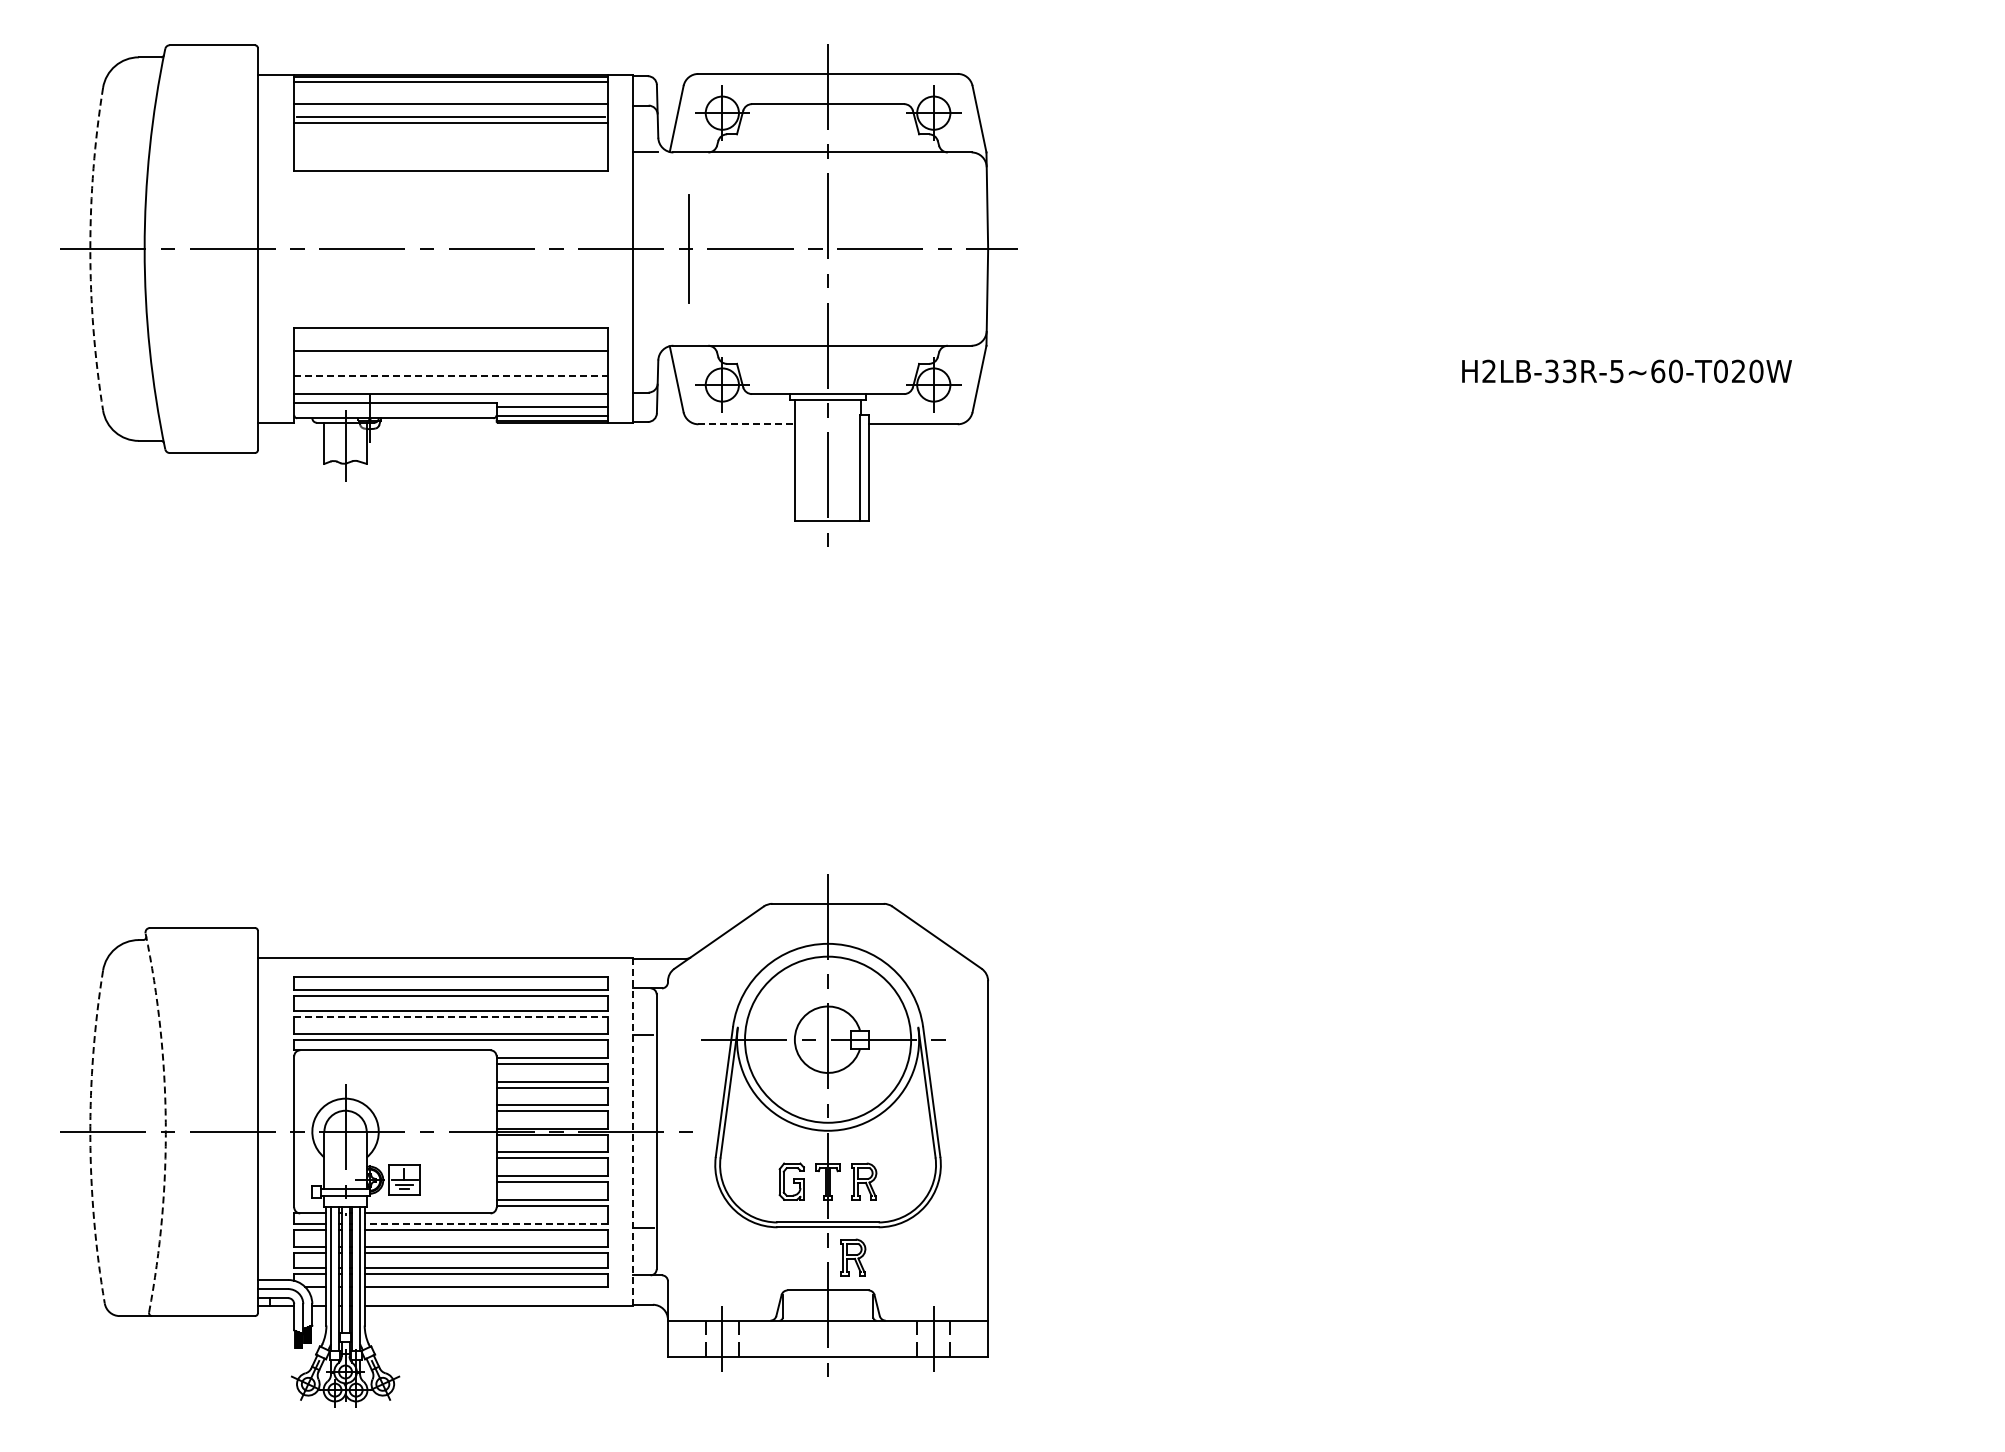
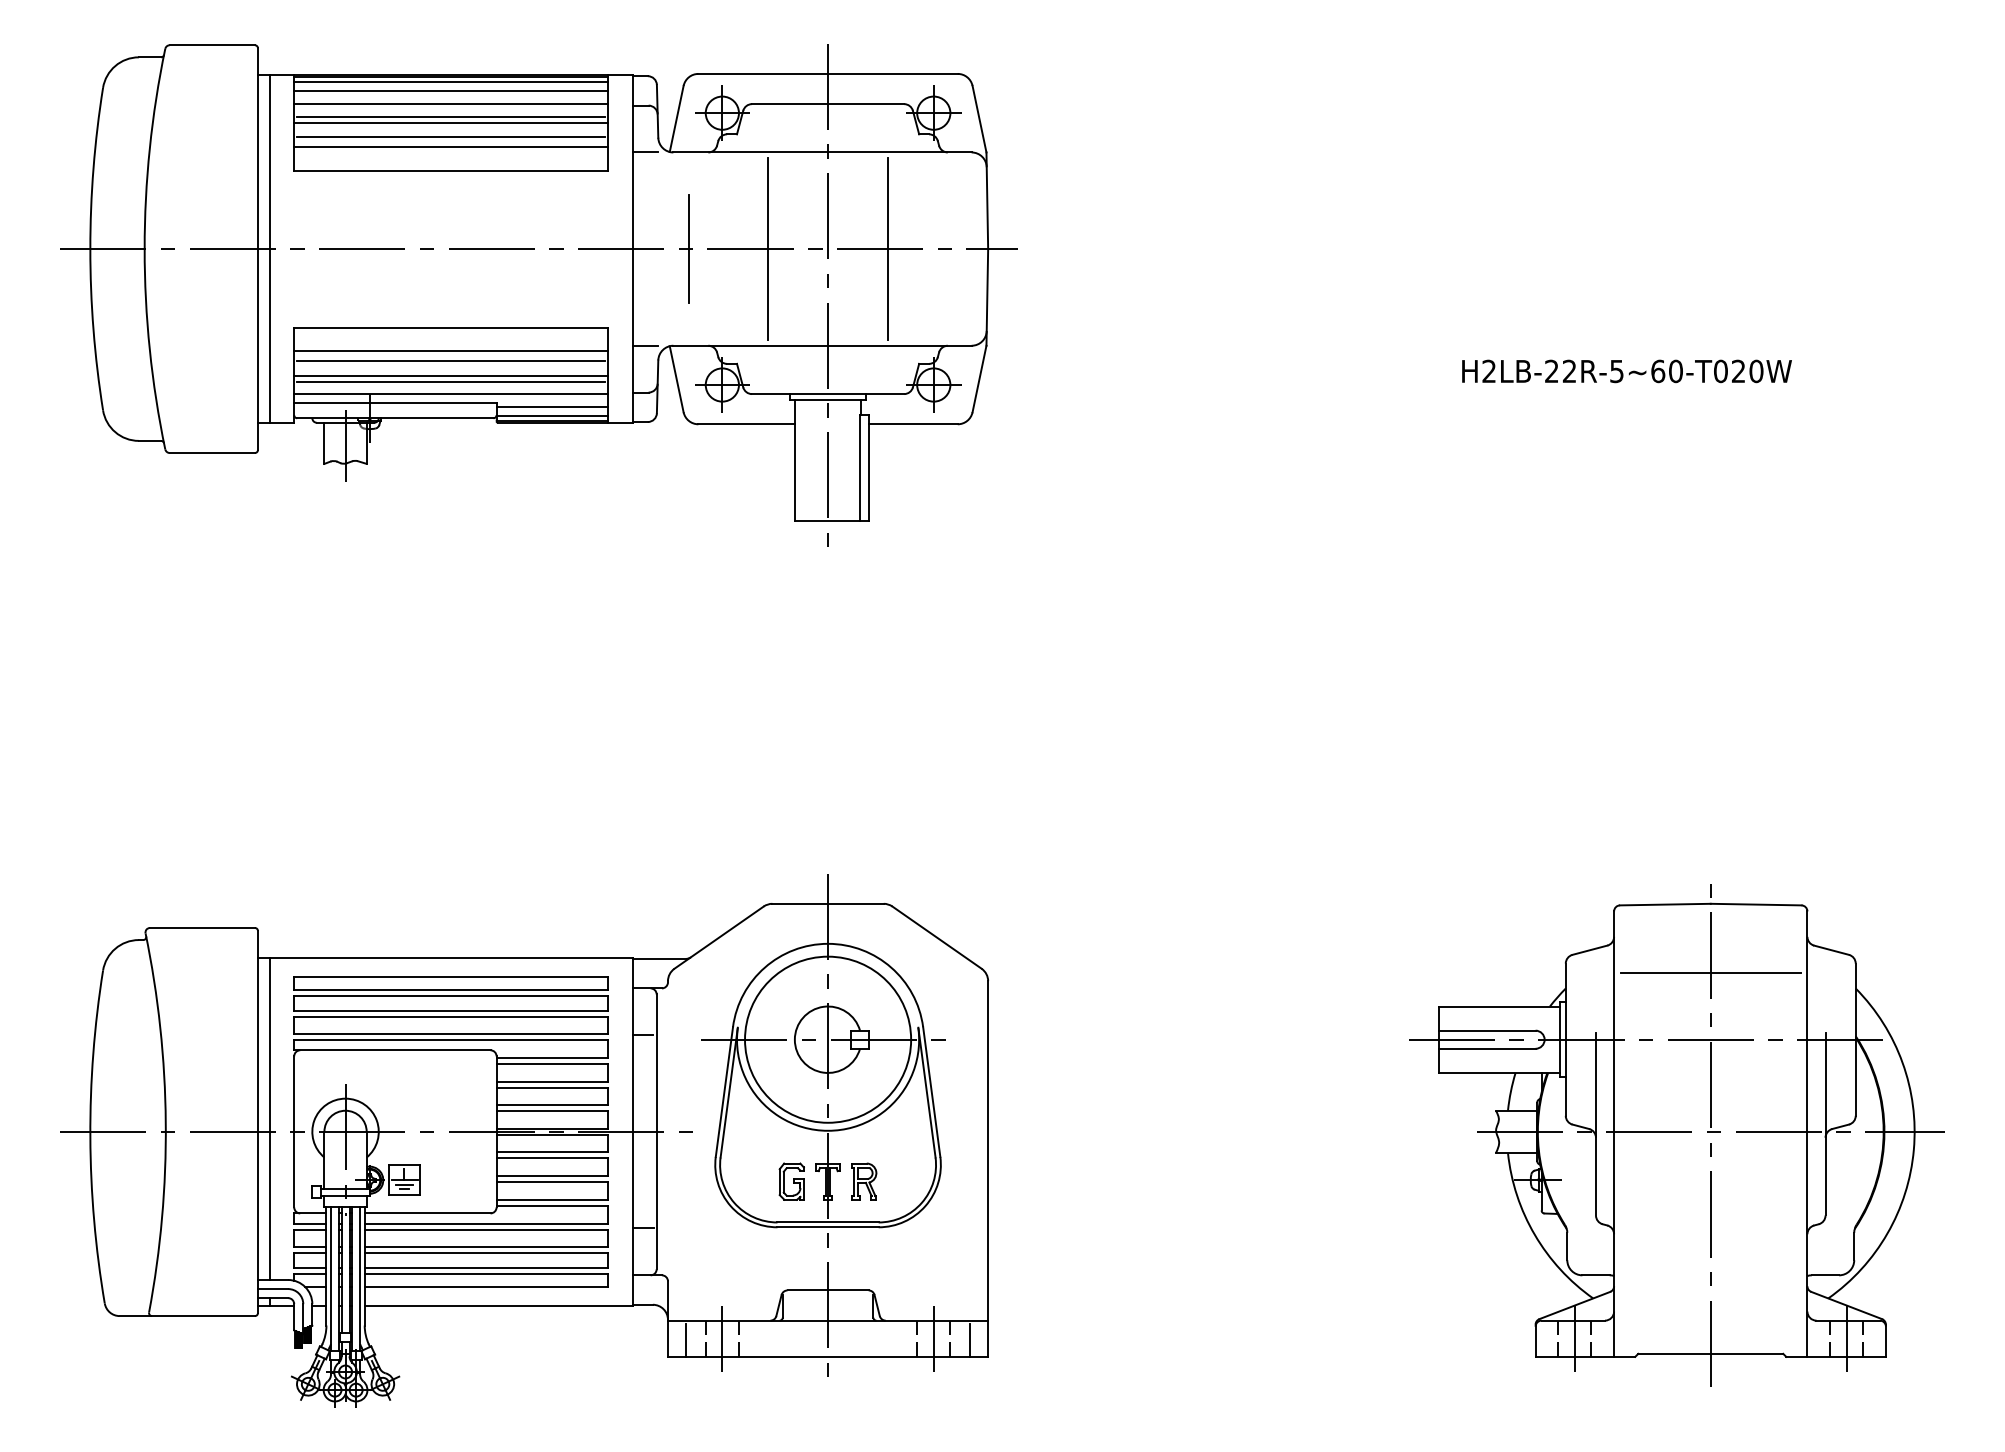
line: none -> present (451, 90)
line: none -> present (451, 137)
line: none -> present (451, 147)
line: none -> present (270, 248)
line: none -> present (767, 248)
line: none -> present (888, 248)
arc: dashed -> solid (90, 249)
line: none -> present (644, 345)
line: none -> present (451, 361)
text: H2LB-33R-5~60-T020W -> H2LB-22R-5~60-T020W (1560, 371)
line: dashed -> solid (451, 375)
line: none -> present (451, 381)
line: dashed -> solid (747, 424)
line: dashed -> solid (451, 1017)
line: none -> present (270, 1118)
arc: dashed -> solid (165, 1122)
line: dashed -> solid (632, 1131)
part: none -> present (1676, 1135)
arc: dashed -> solid (90, 1137)
line: dashed -> solid (486, 1223)
part: present -> none (853, 1257)
line: none -> present (686, 1339)
line: none -> present (970, 1339)
